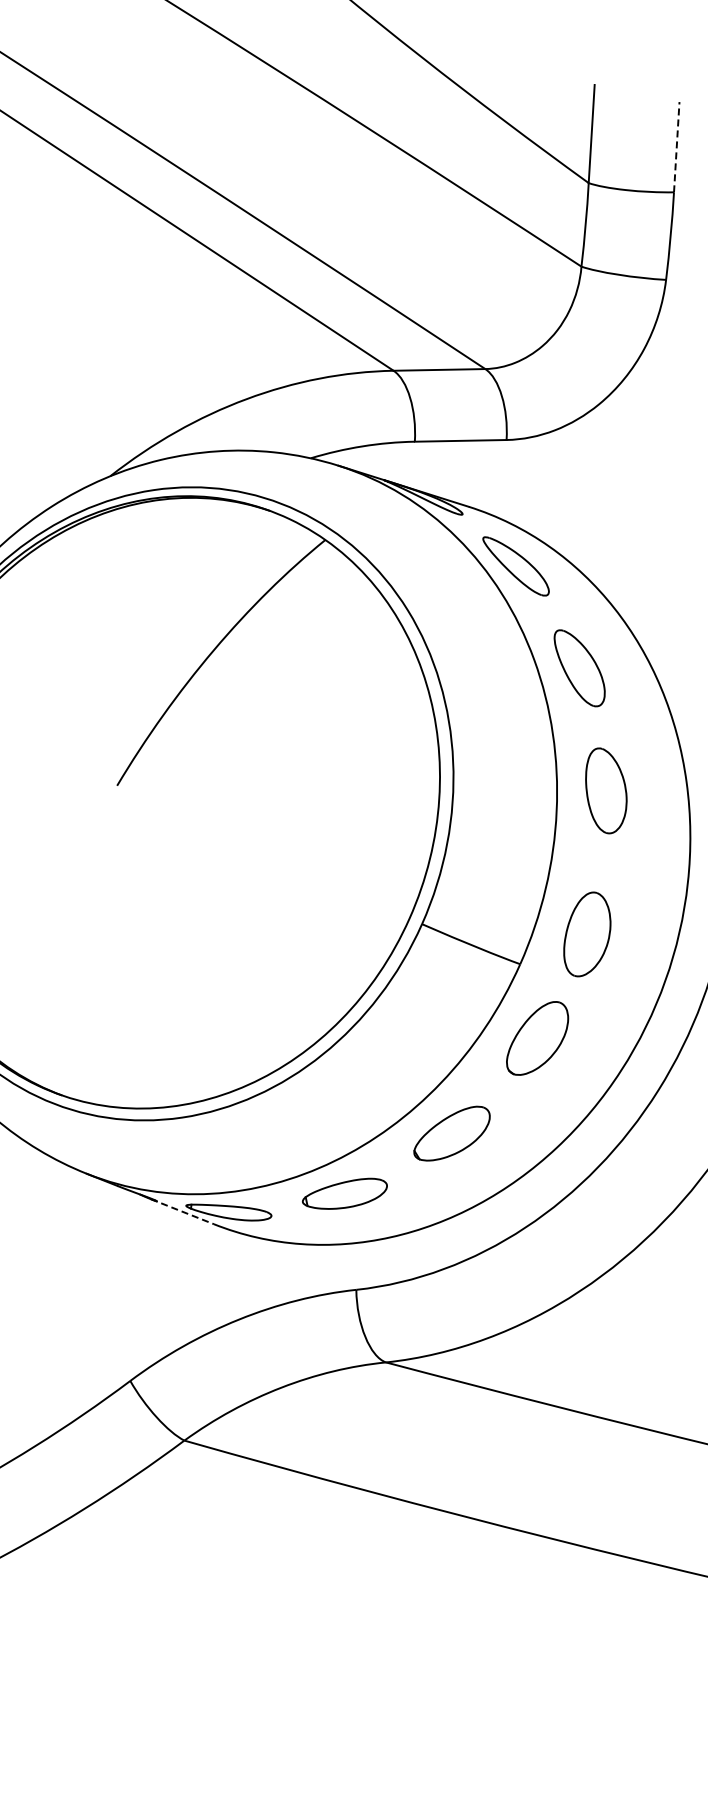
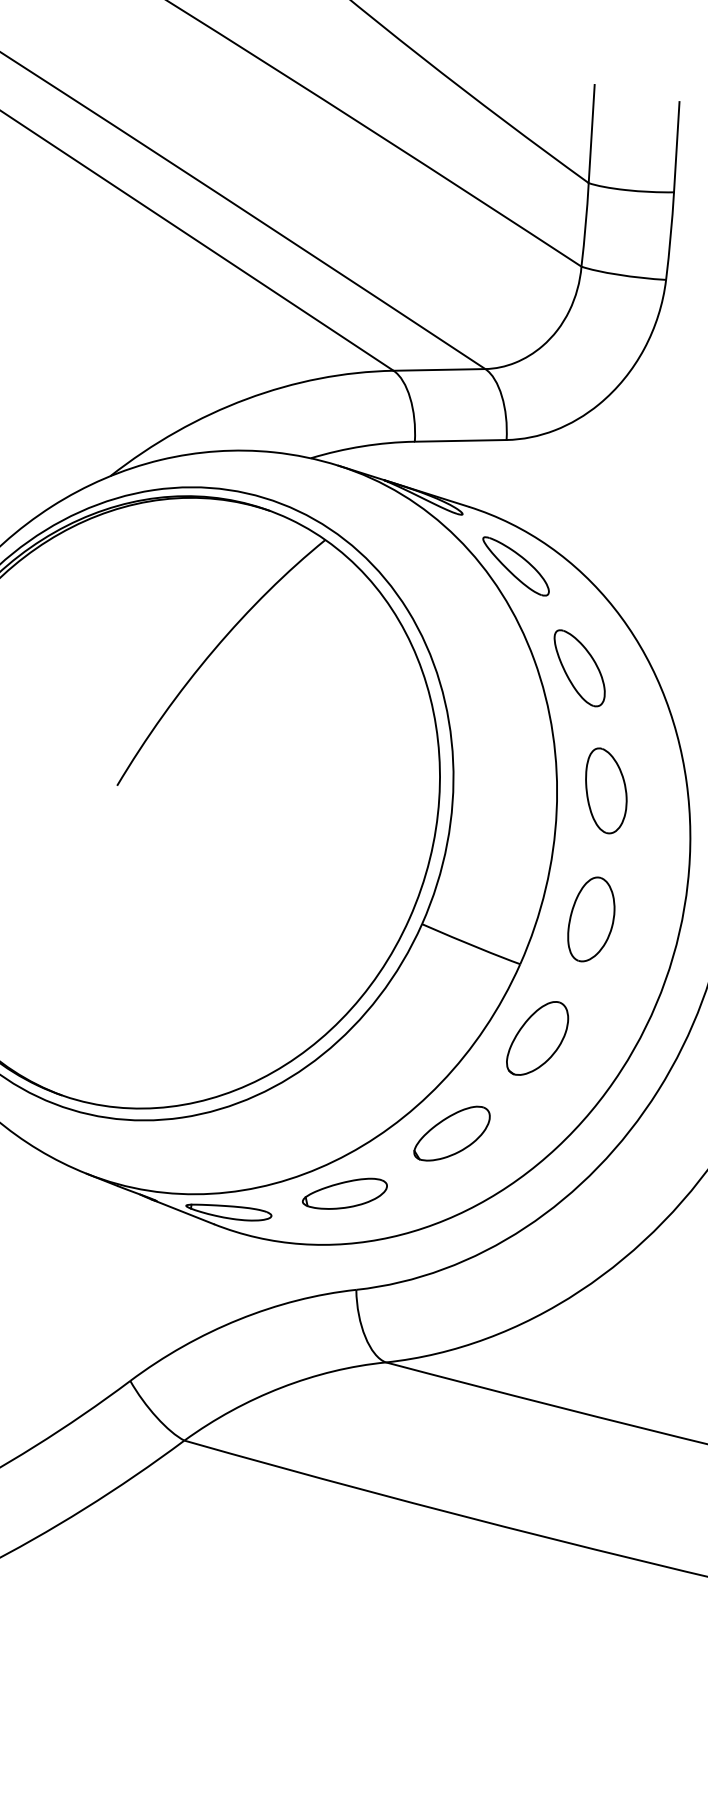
line: dashed -> solid (676, 146)
part position: (587, 934) -> (591, 919) (591, 919)
line: dashed -> solid (182, 1211)
